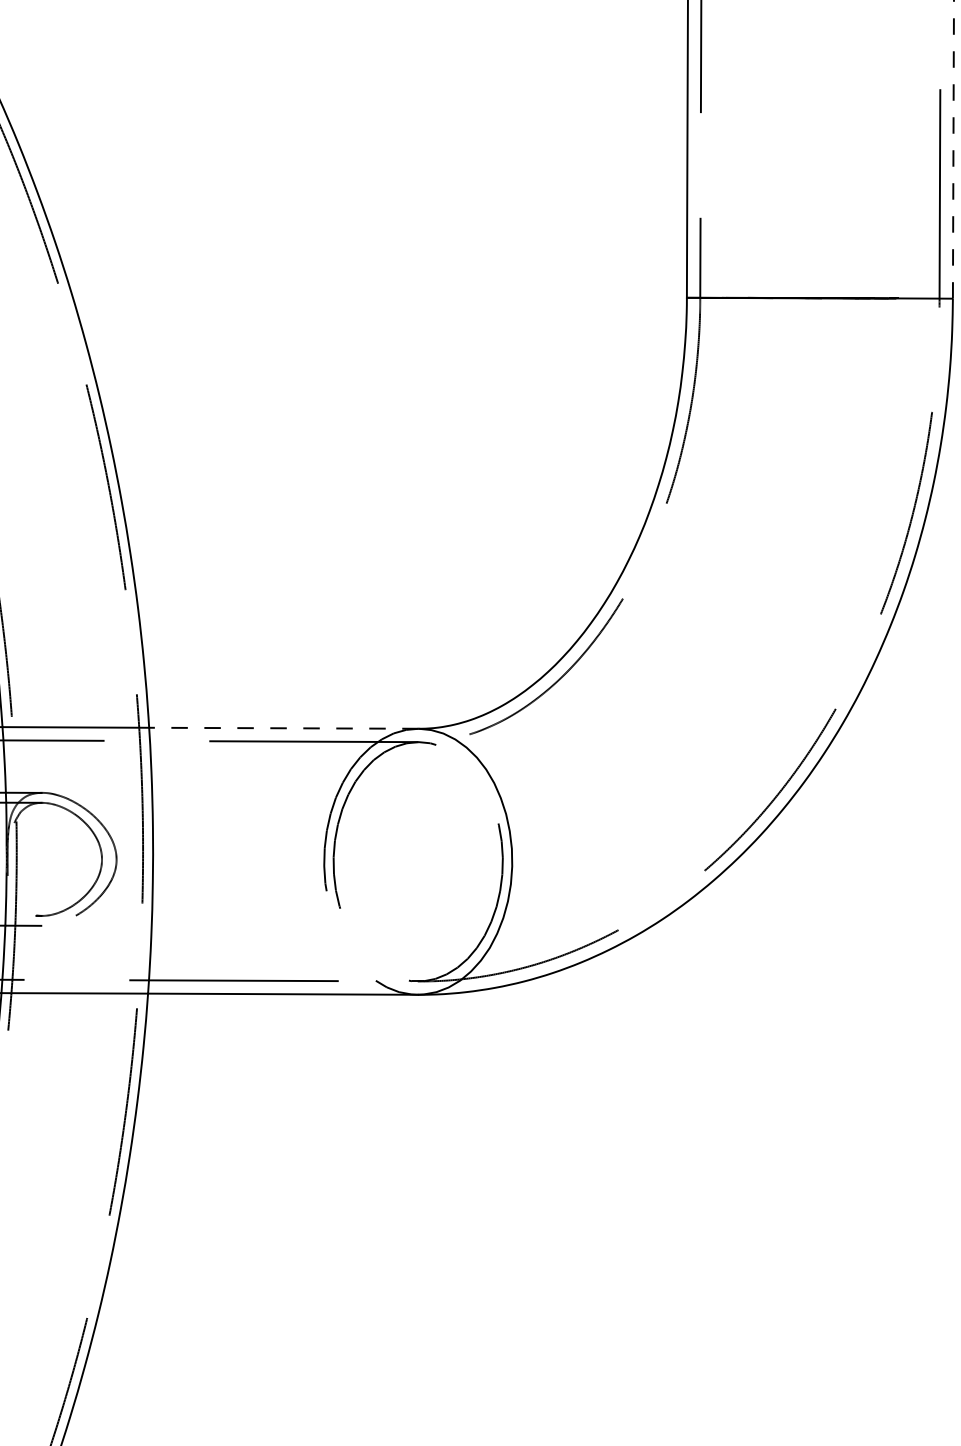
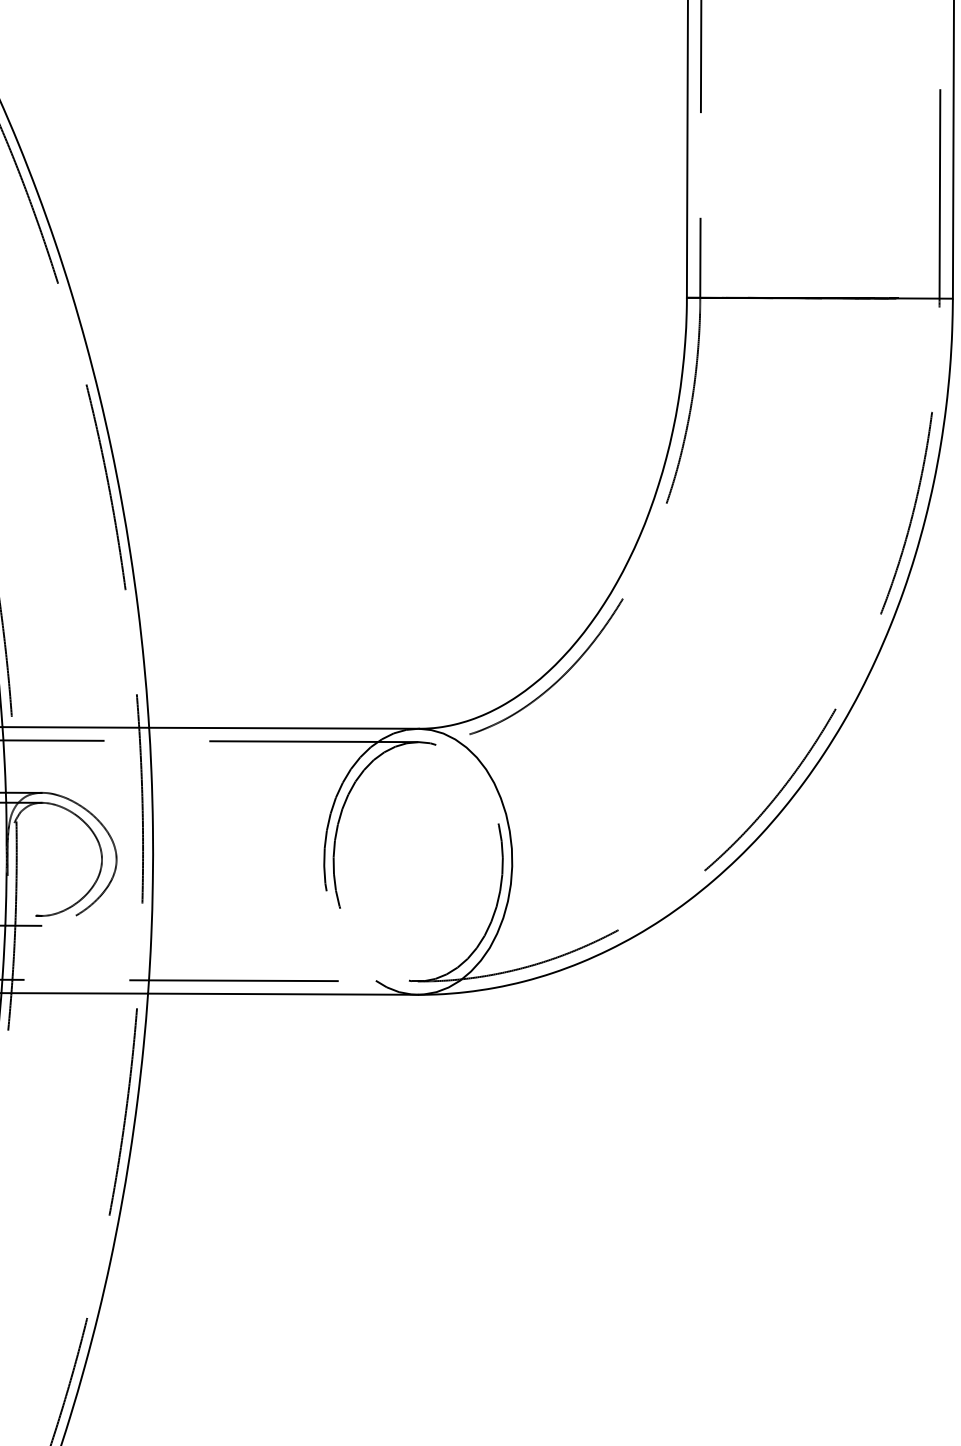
line: dashed -> solid (953, 149)
line: dashed -> solid (283, 728)
